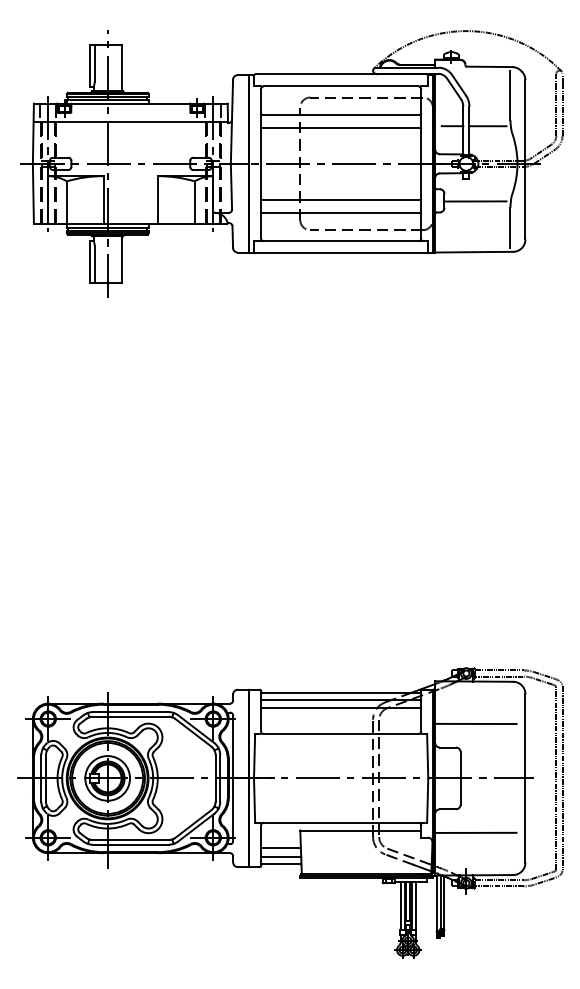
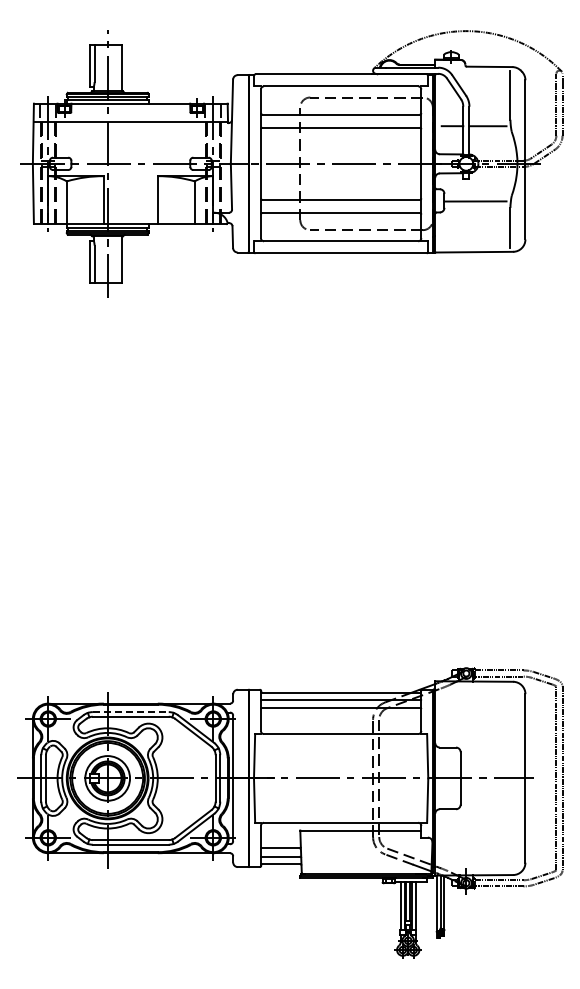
line: solid -> dashed (130, 712)
line: present -> none (475, 723)
line: present -> none (475, 832)
